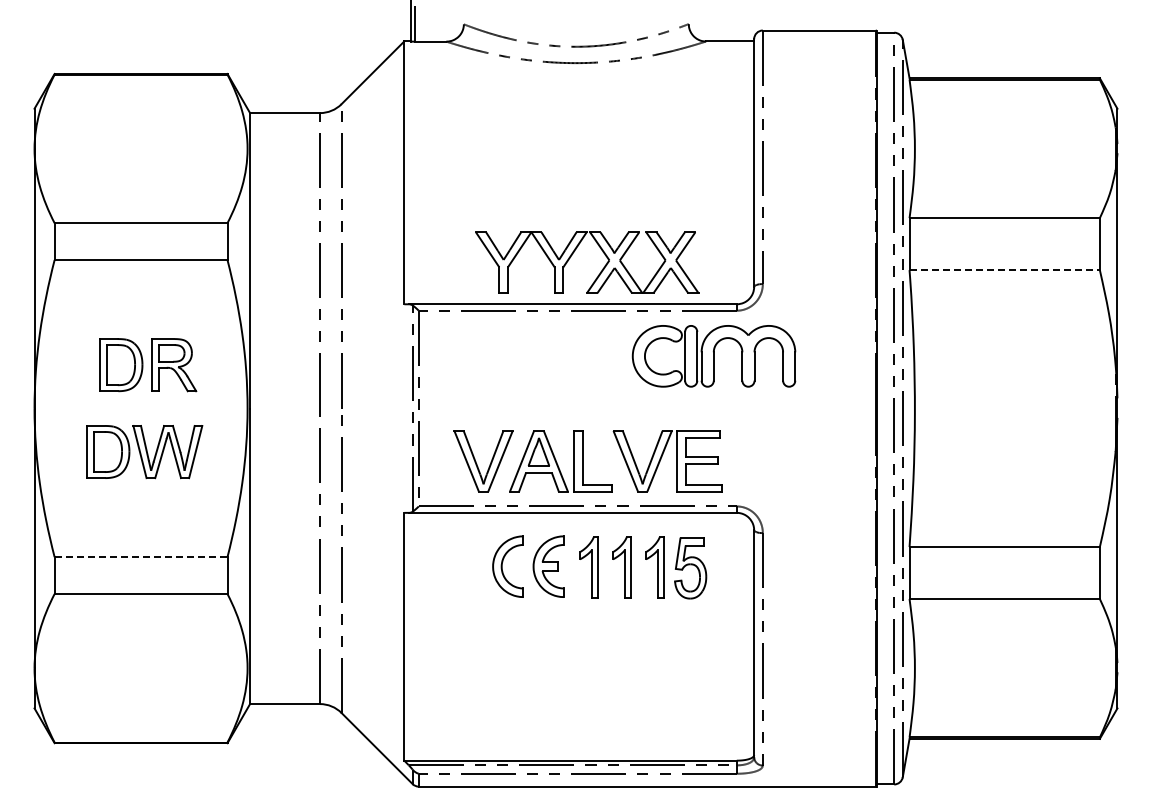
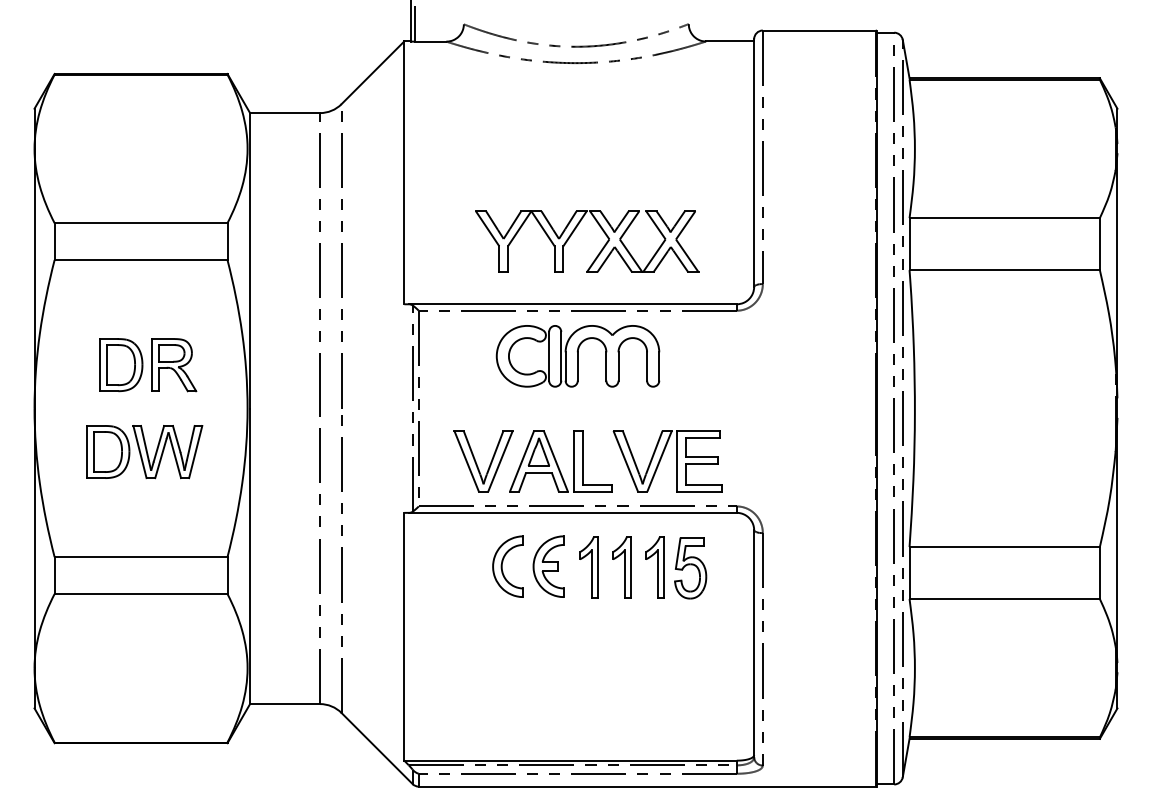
line: dashed -> solid (1005, 270)
part position: (600, 271) -> (600, 250) (600, 250)
part position: (713, 356) -> (577, 356) (577, 356)
line: dashed -> solid (141, 557)
